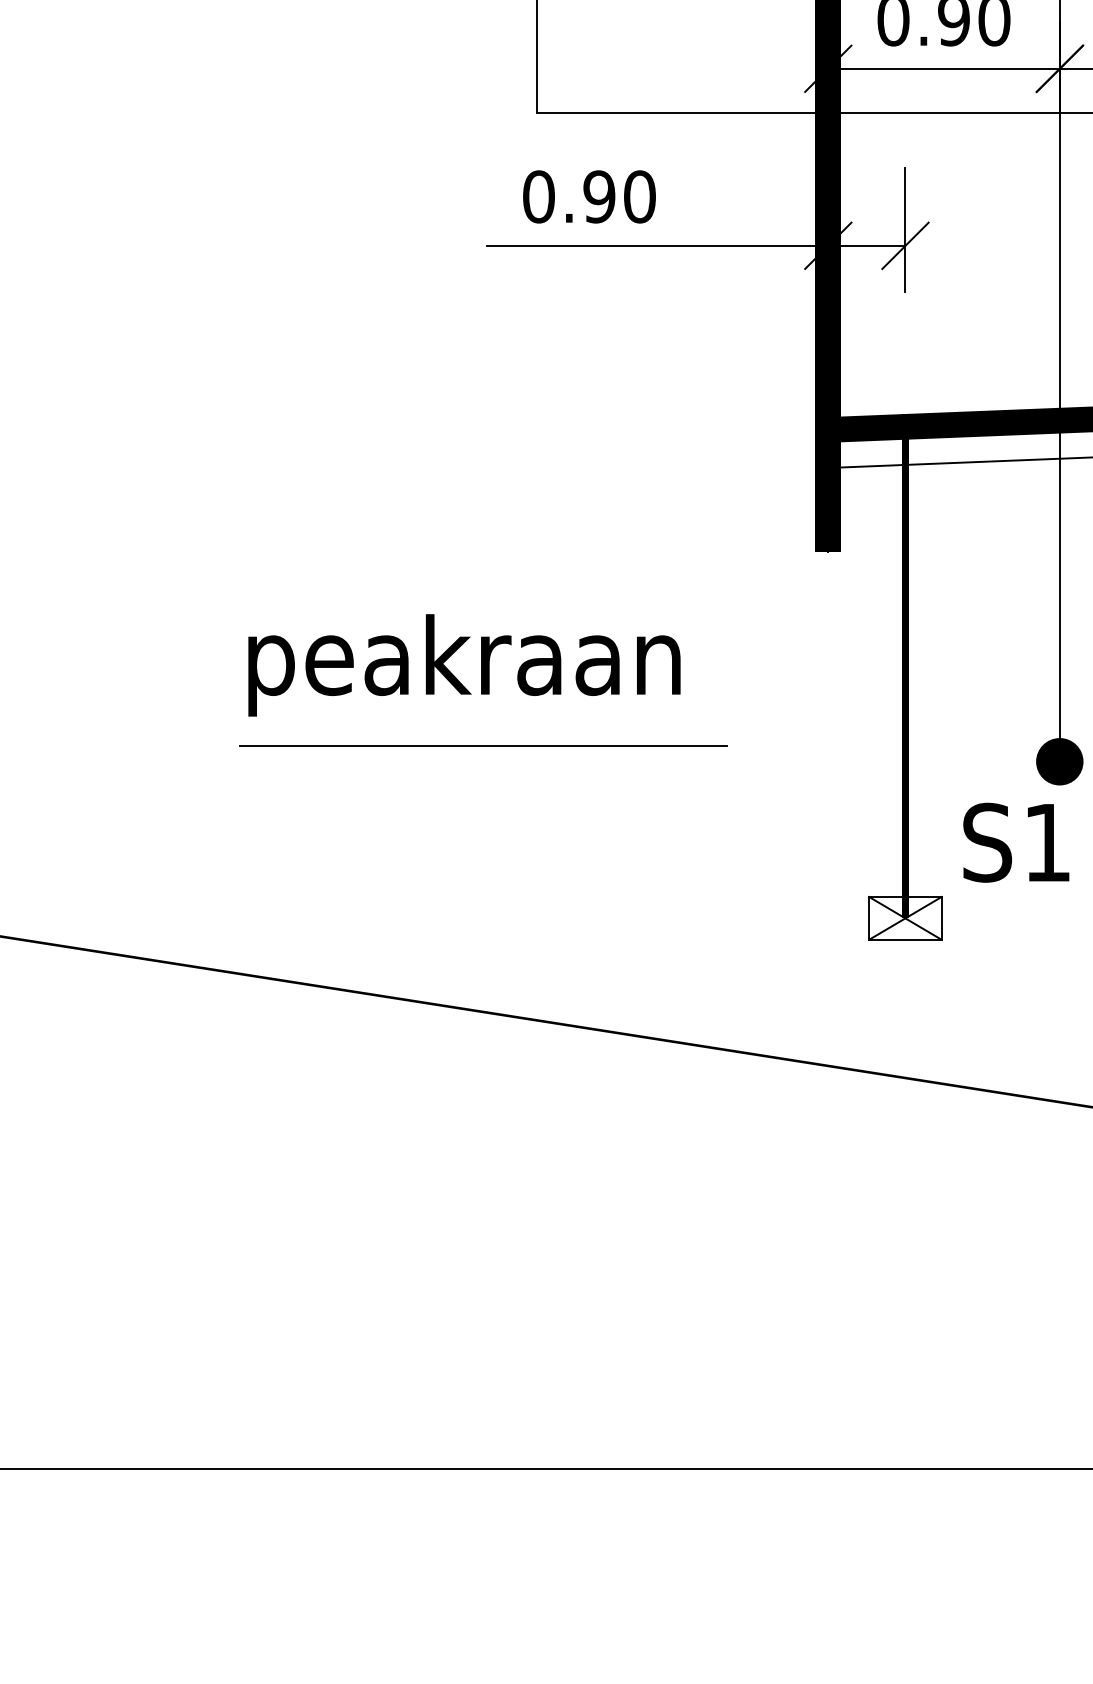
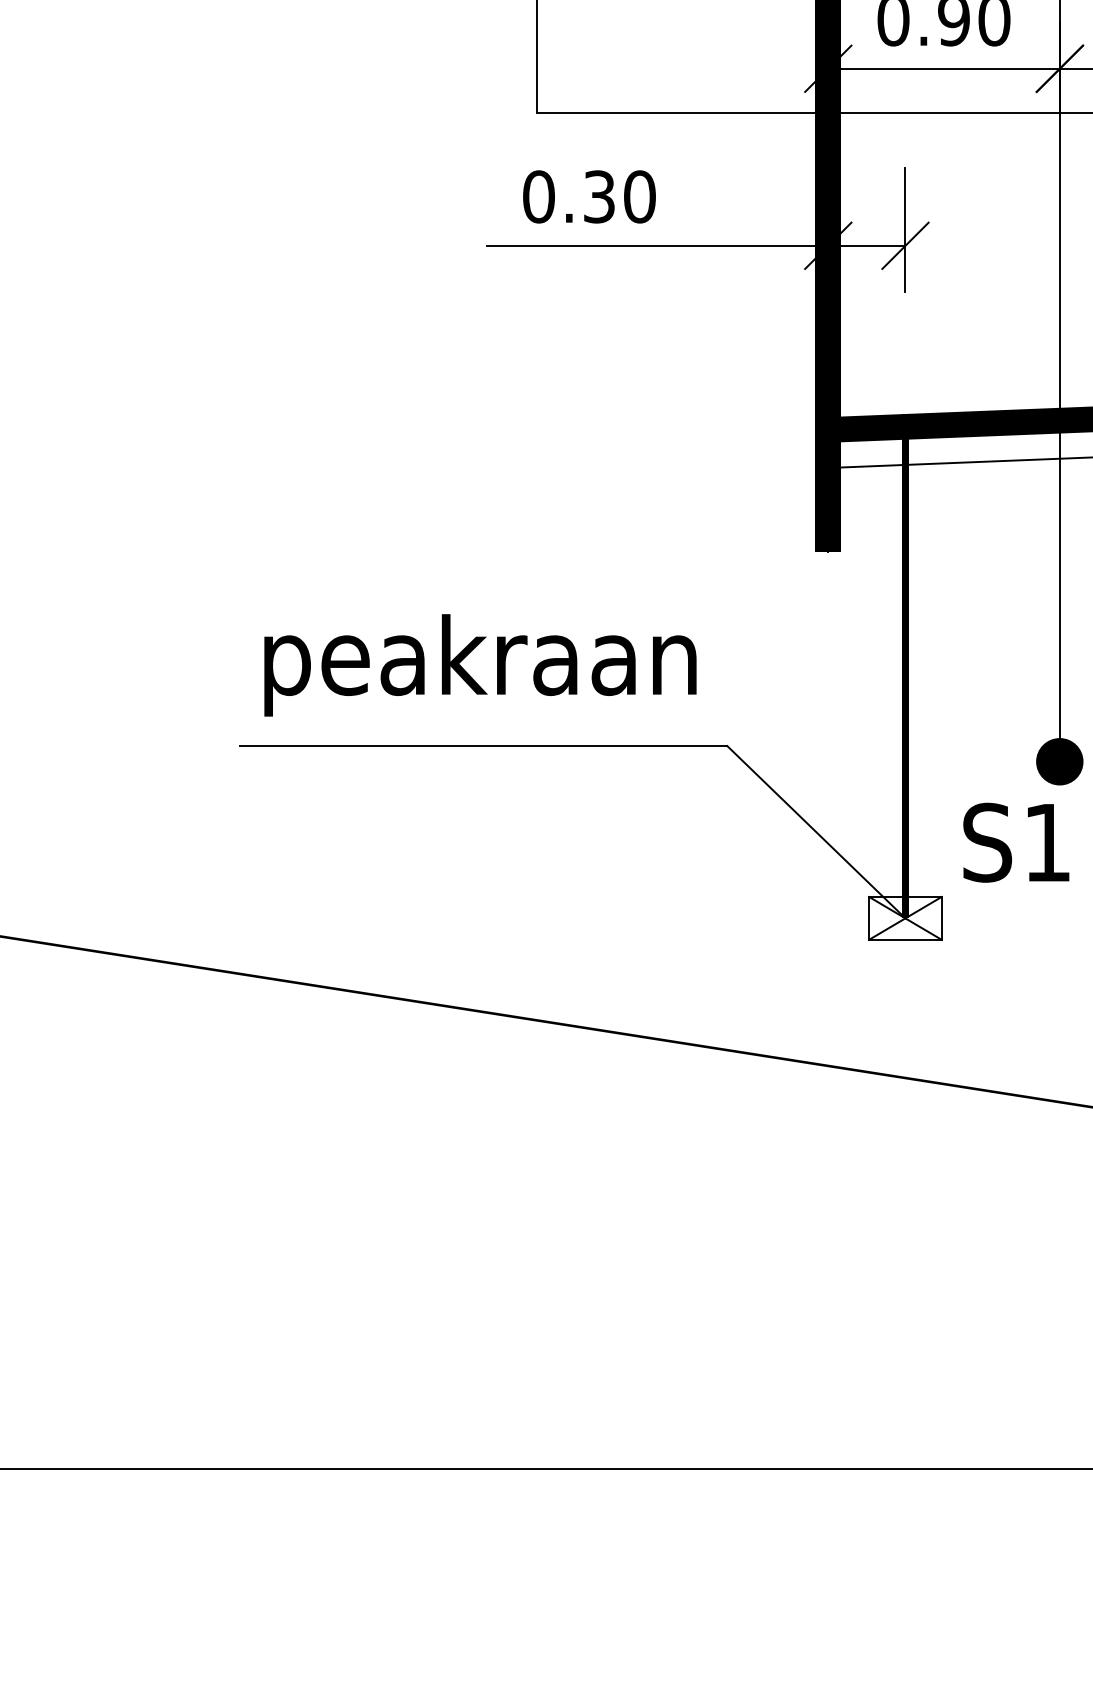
text: 0.90 -> 0.30 (599, 196)
text position: (464, 665) -> (480, 665) (480, 665)
line: none -> present (816, 832)
